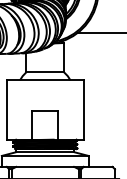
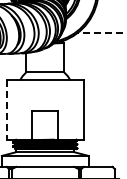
line: solid -> dashed (102, 33)
line: solid -> dashed (6, 109)
